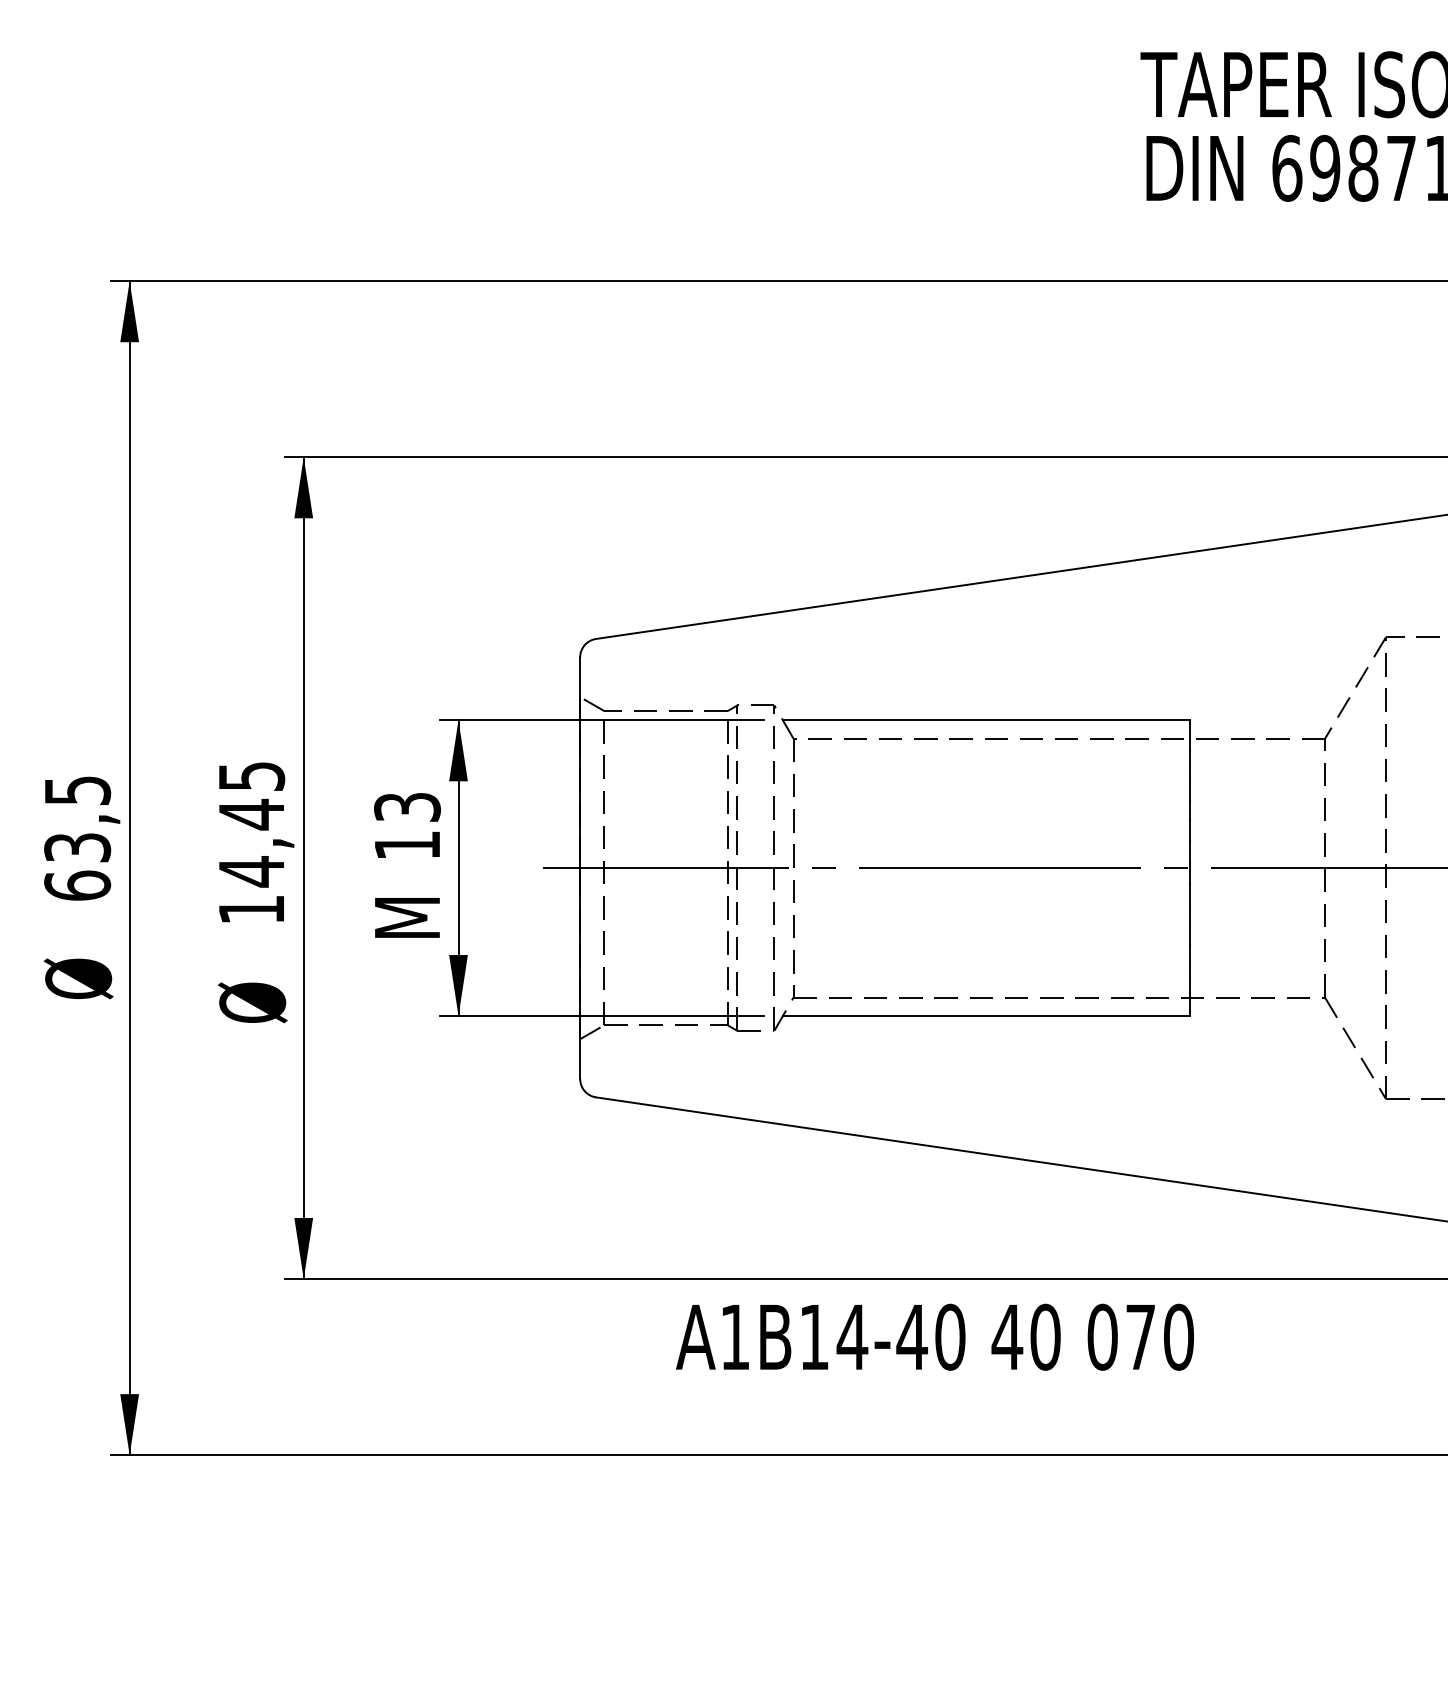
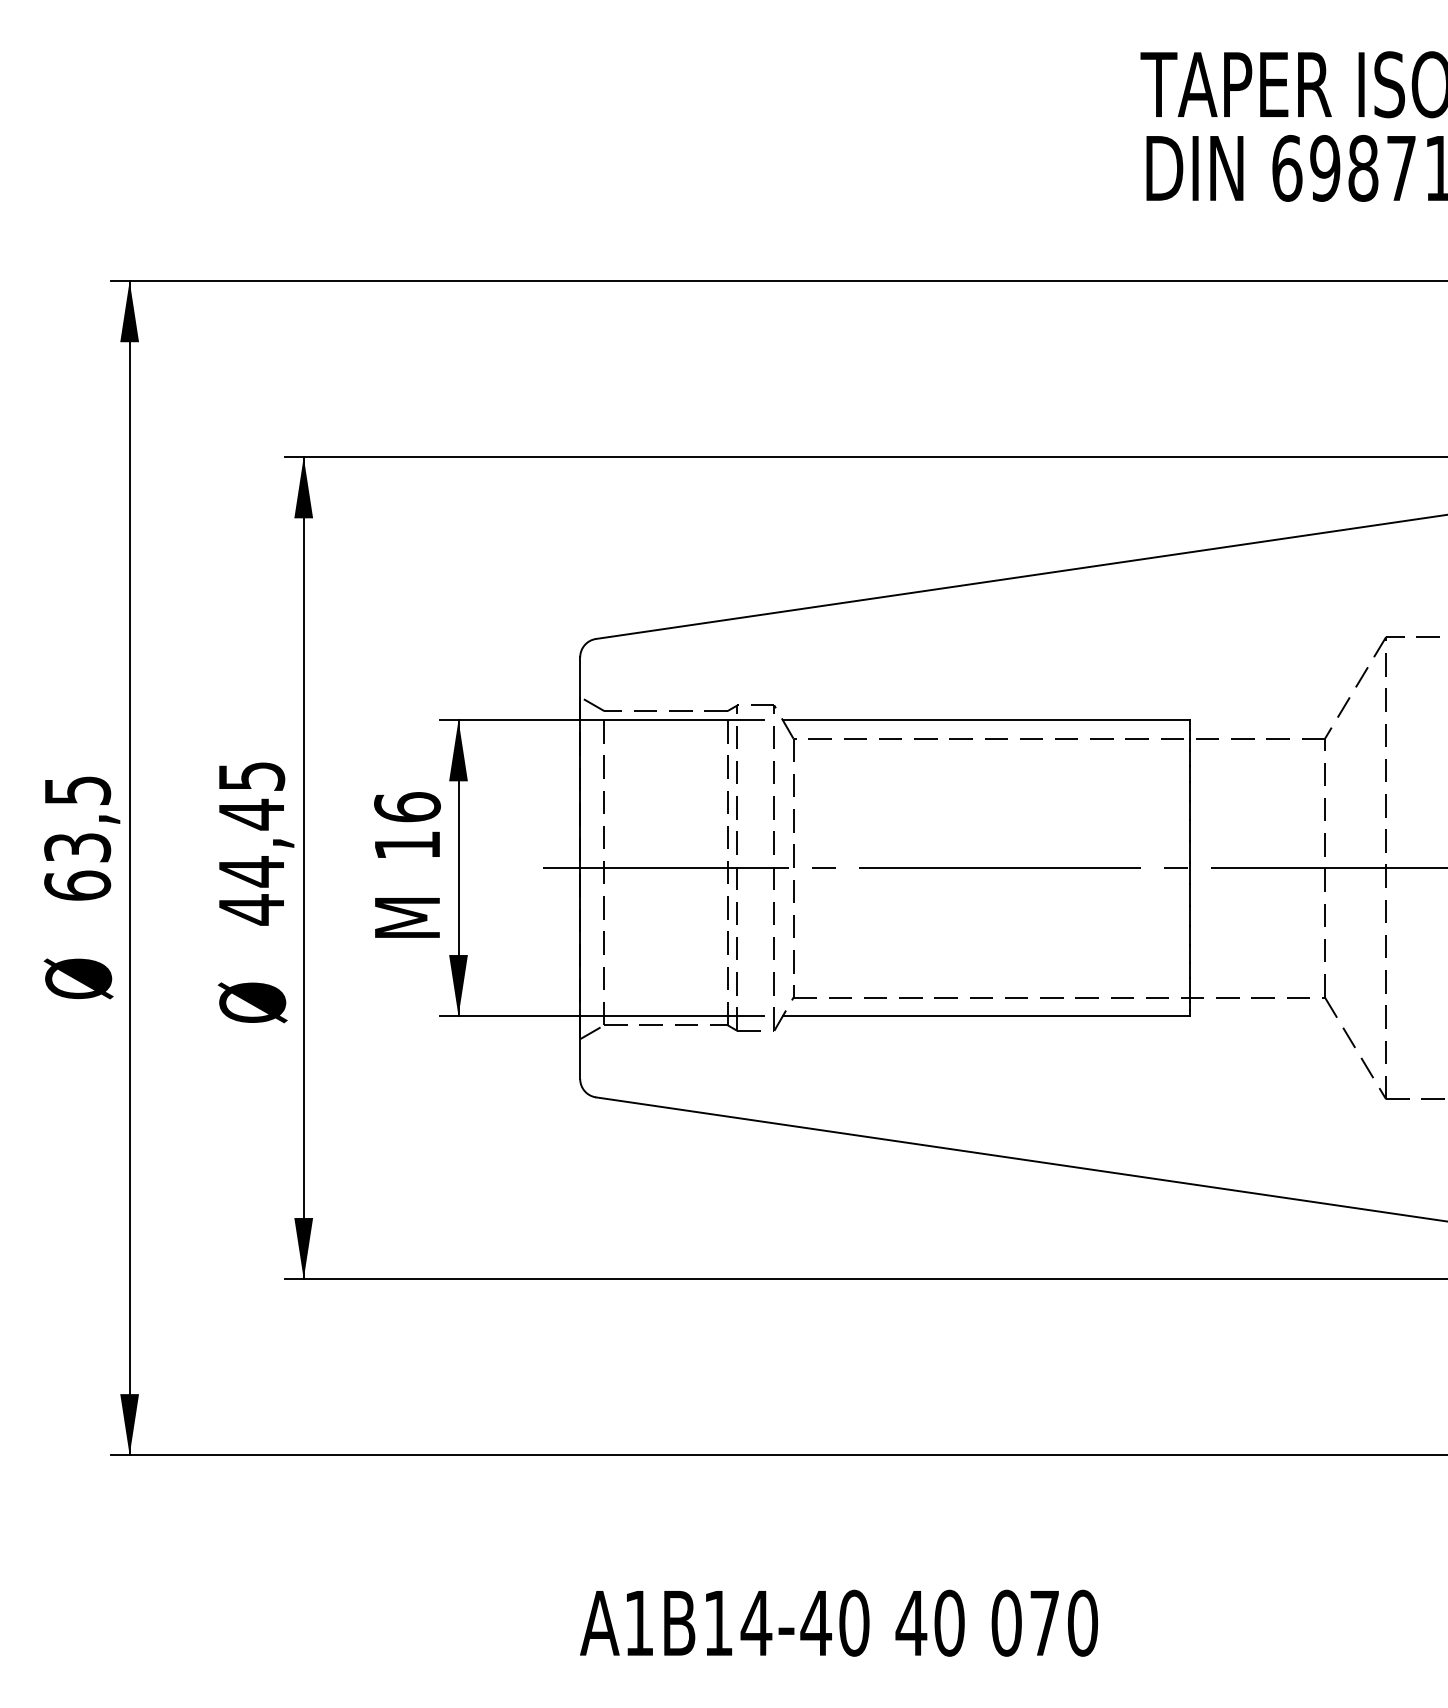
text: 13 -> 16 (407, 807)
text: 14,45 -> 44,45 (251, 909)
text position: (934, 1336) -> (838, 1622) (838, 1622)
